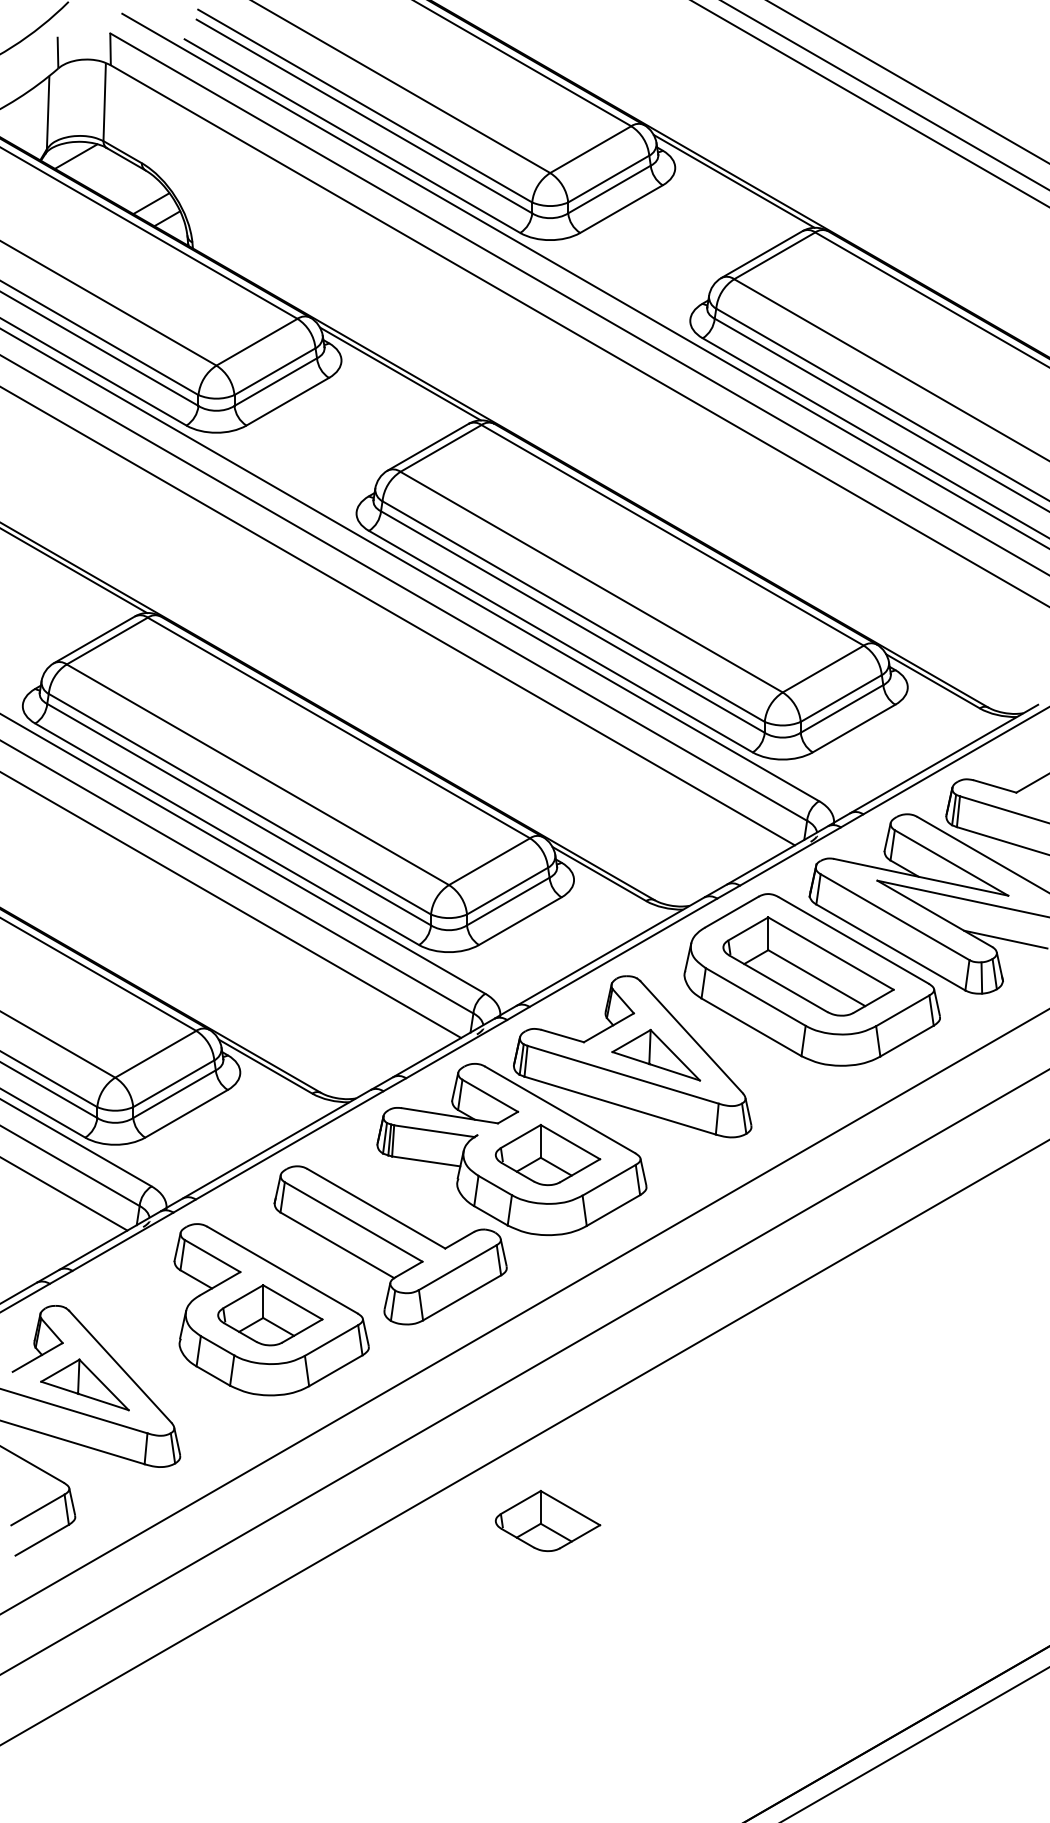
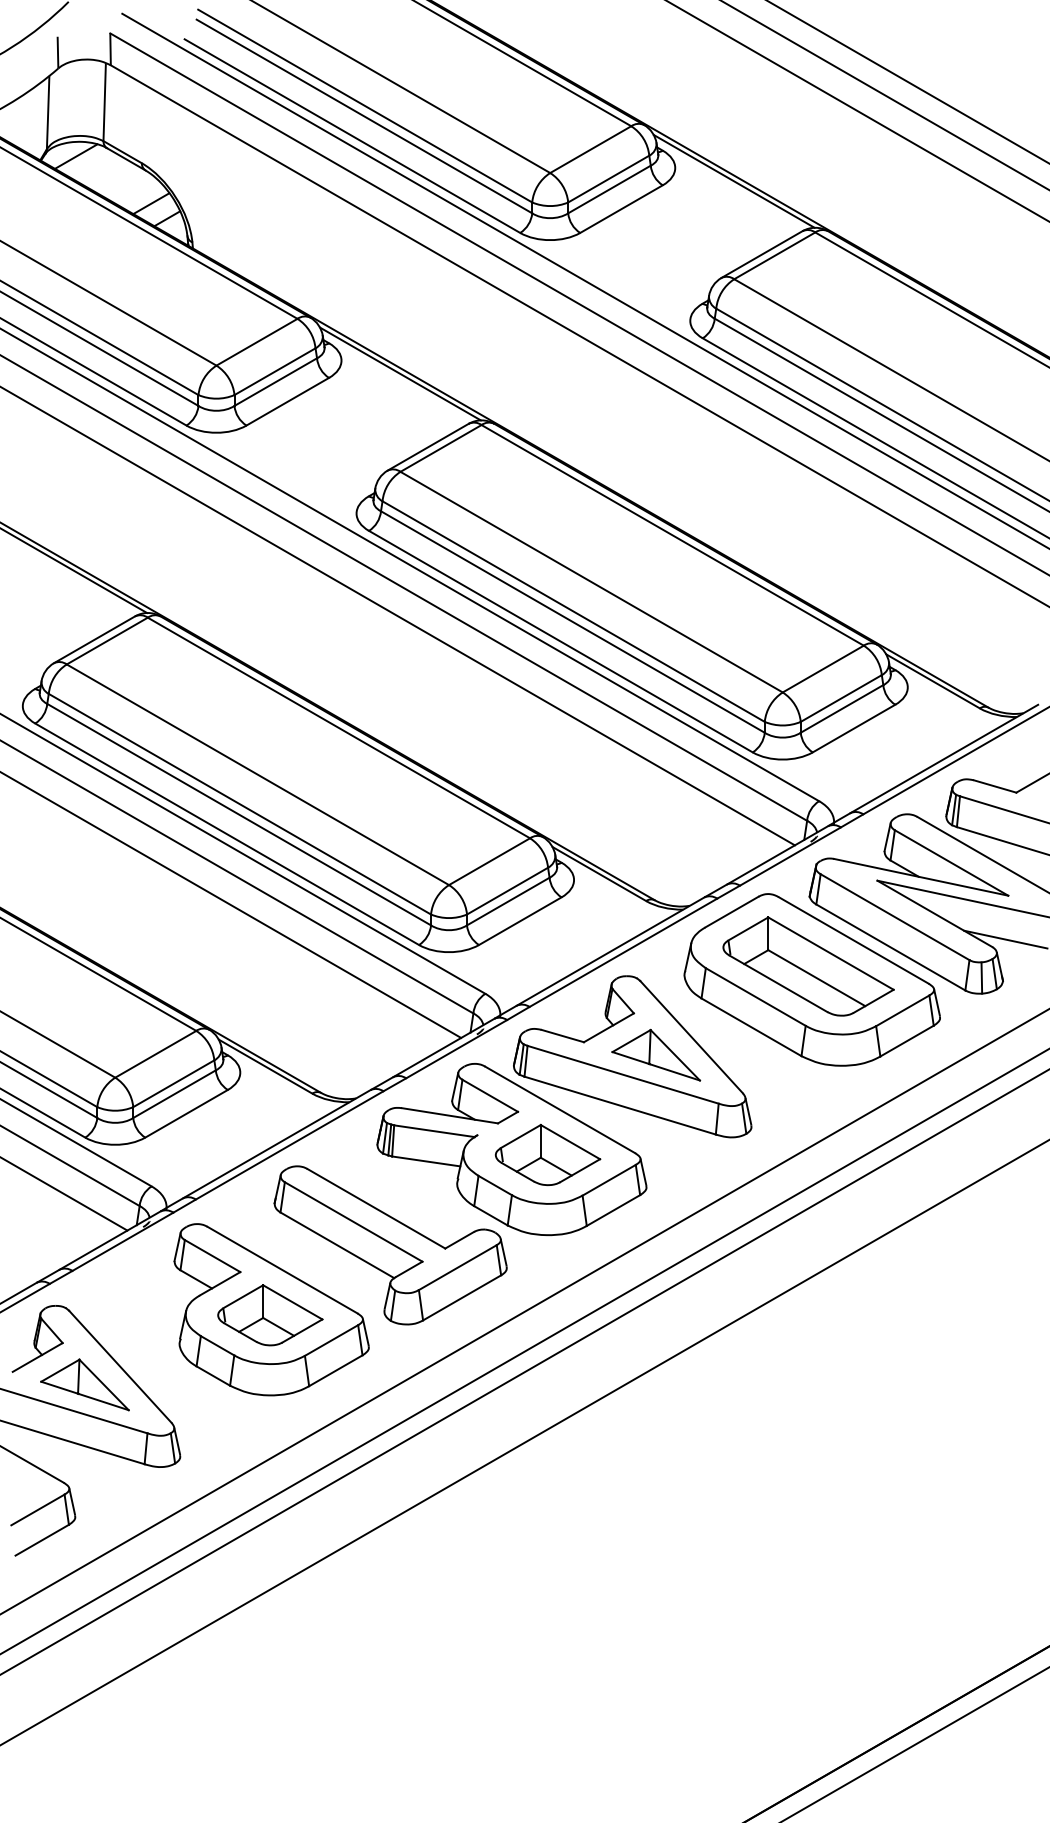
line position: (870, 103) -> (857, 111) (857, 111)
line: none -> present (524, 1351)
part: present -> none (548, 1520)
